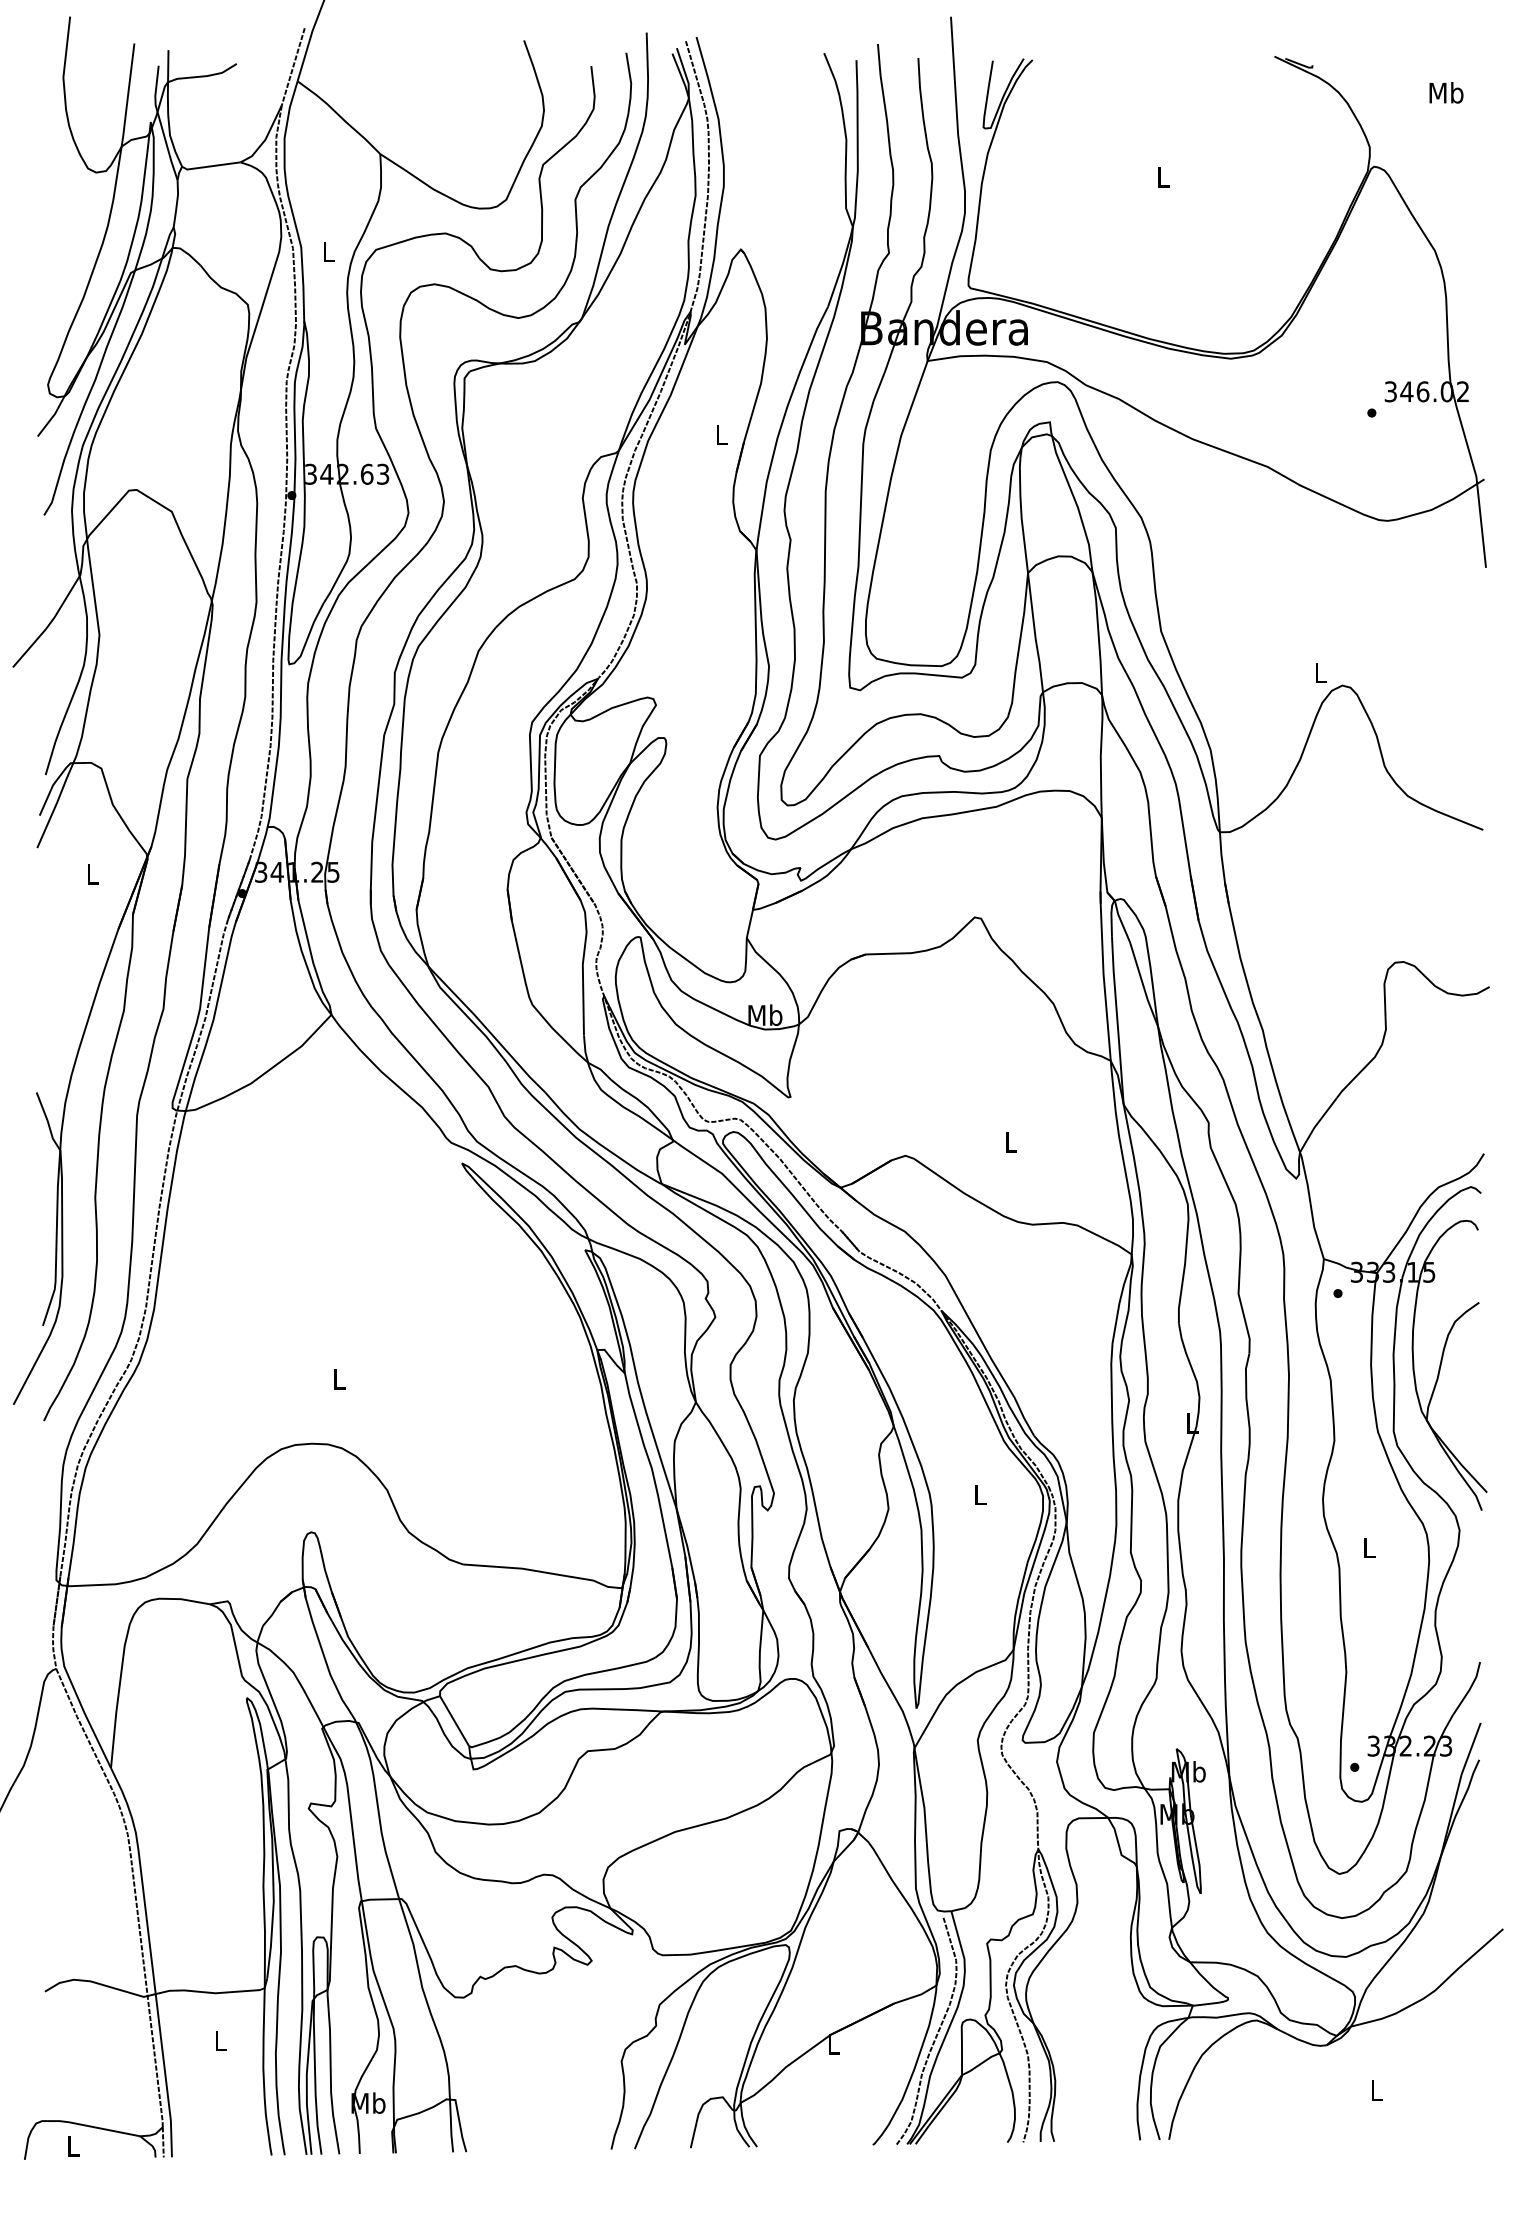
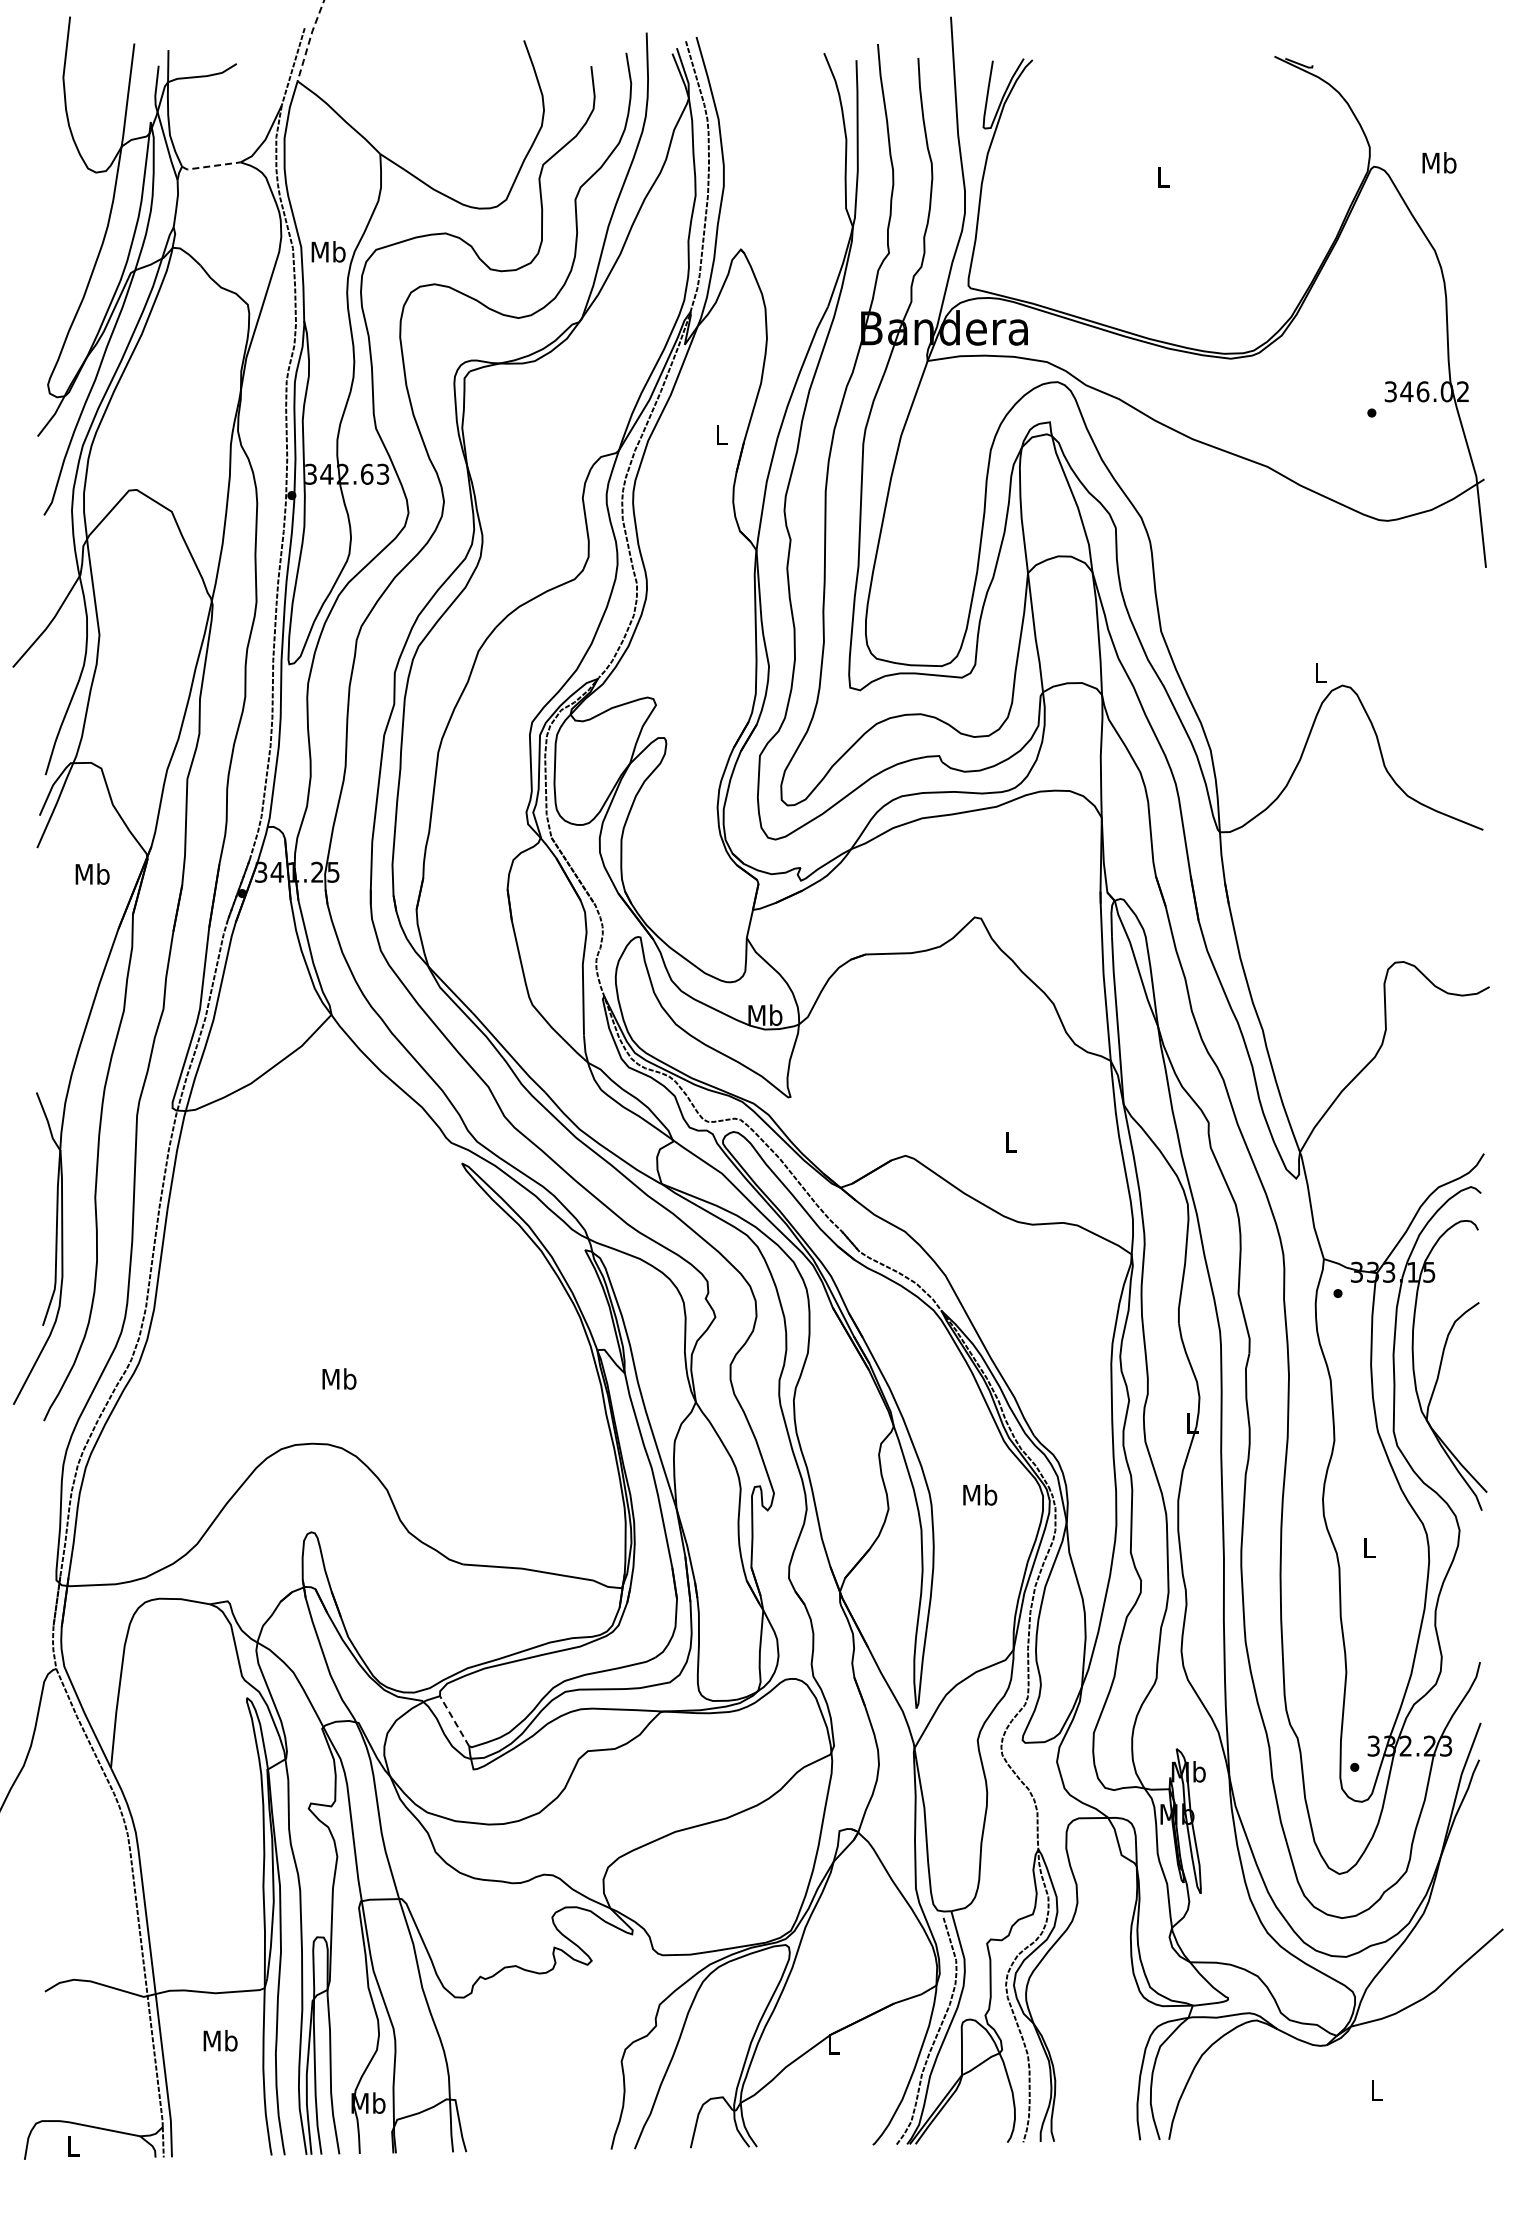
line: solid -> dashed (309, 40)
text position: (1446, 92) -> (1439, 162) (1439, 162)
line: solid -> dashed (210, 166)
text: L -> Mb (328, 251)
text: L -> Mb (92, 873)
text: L -> Mb (339, 1378)
text: L -> Mb (980, 1494)
line: solid -> dashed (454, 1721)
text: L -> Mb (220, 2040)
